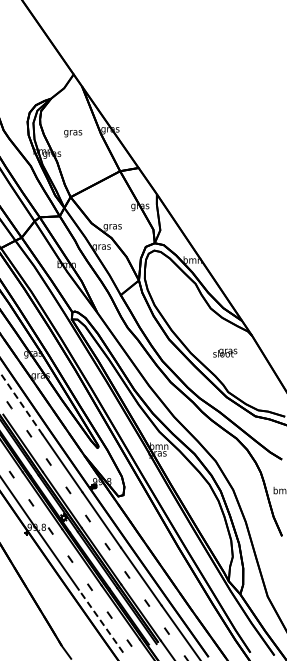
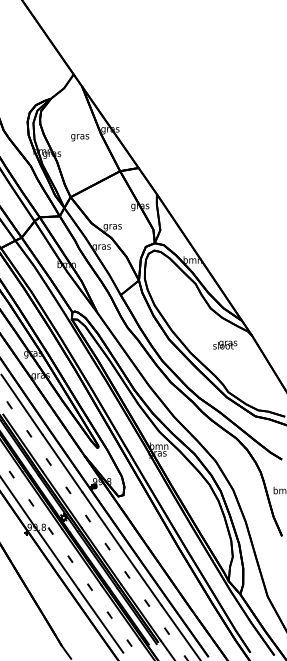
text position: (73, 133) -> (80, 137) (80, 137)
text position: (225, 352) -> (225, 344) (225, 344)
line: dashed -> solid (21, 404)
line: dashed -> solid (100, 620)
